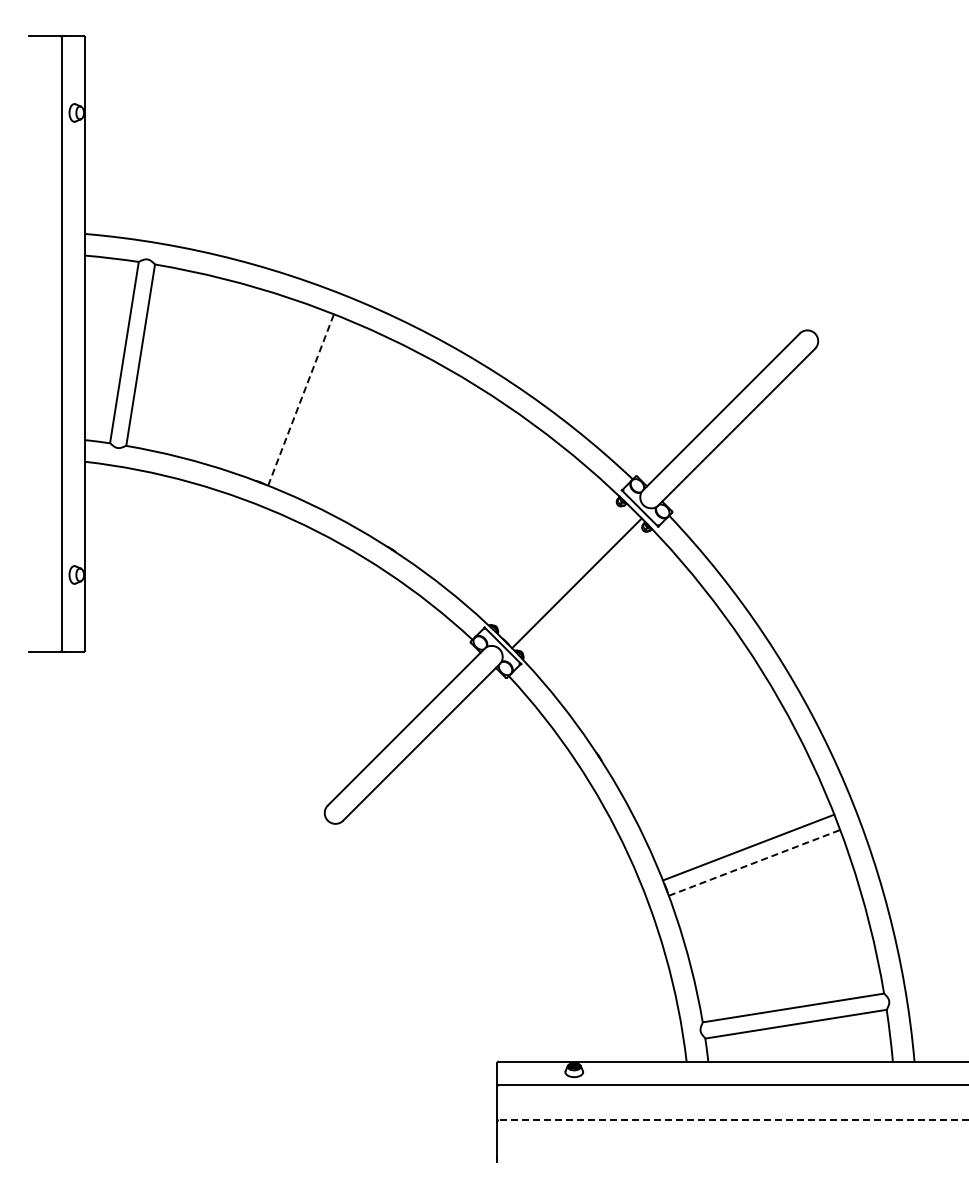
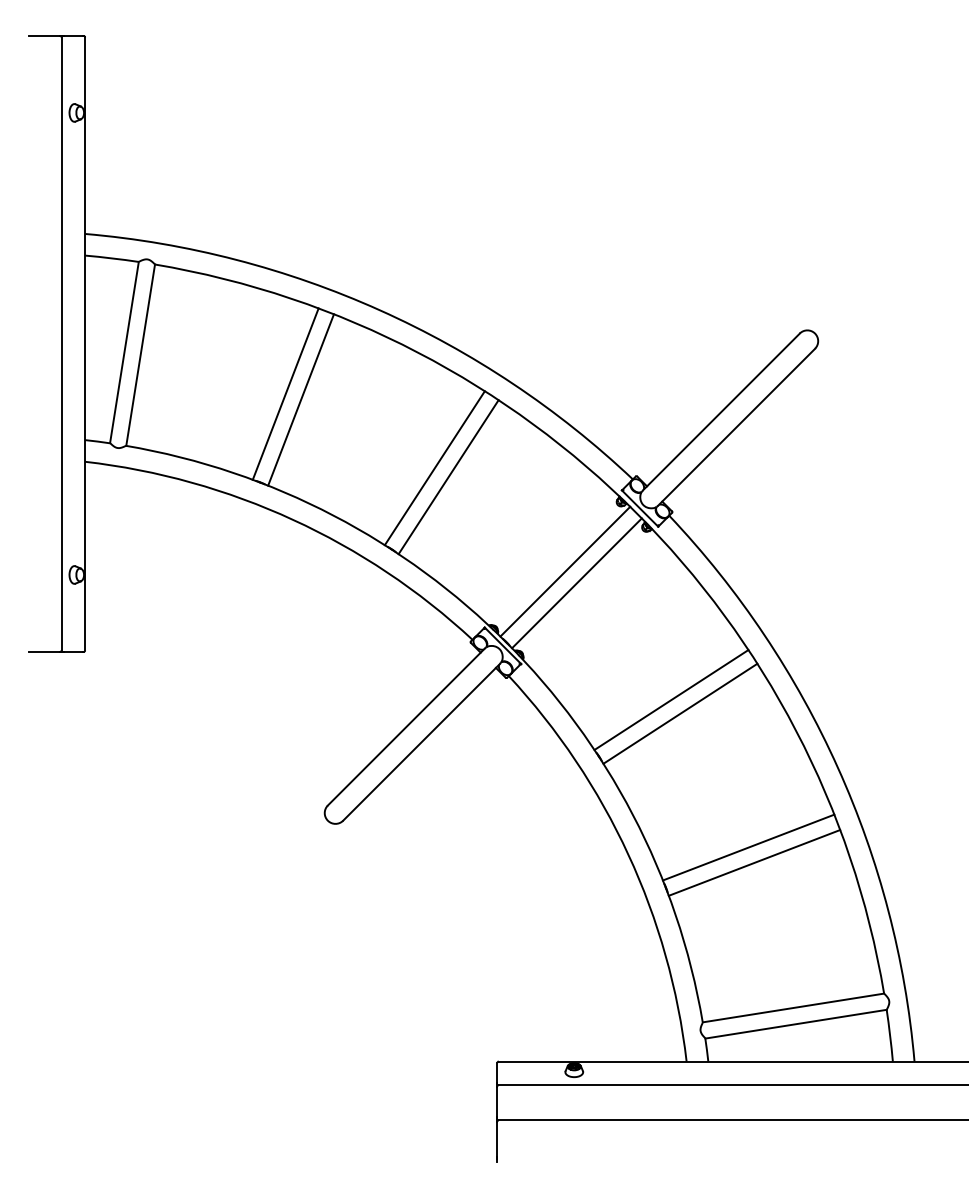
line: none -> present (285, 393)
line: dashed -> solid (301, 399)
line: none -> present (434, 468)
line: none -> present (448, 477)
line: none -> present (565, 571)
line: none -> present (671, 699)
line: none -> present (680, 713)
line: dashed -> solid (754, 862)
line: dashed -> solid (733, 1120)
